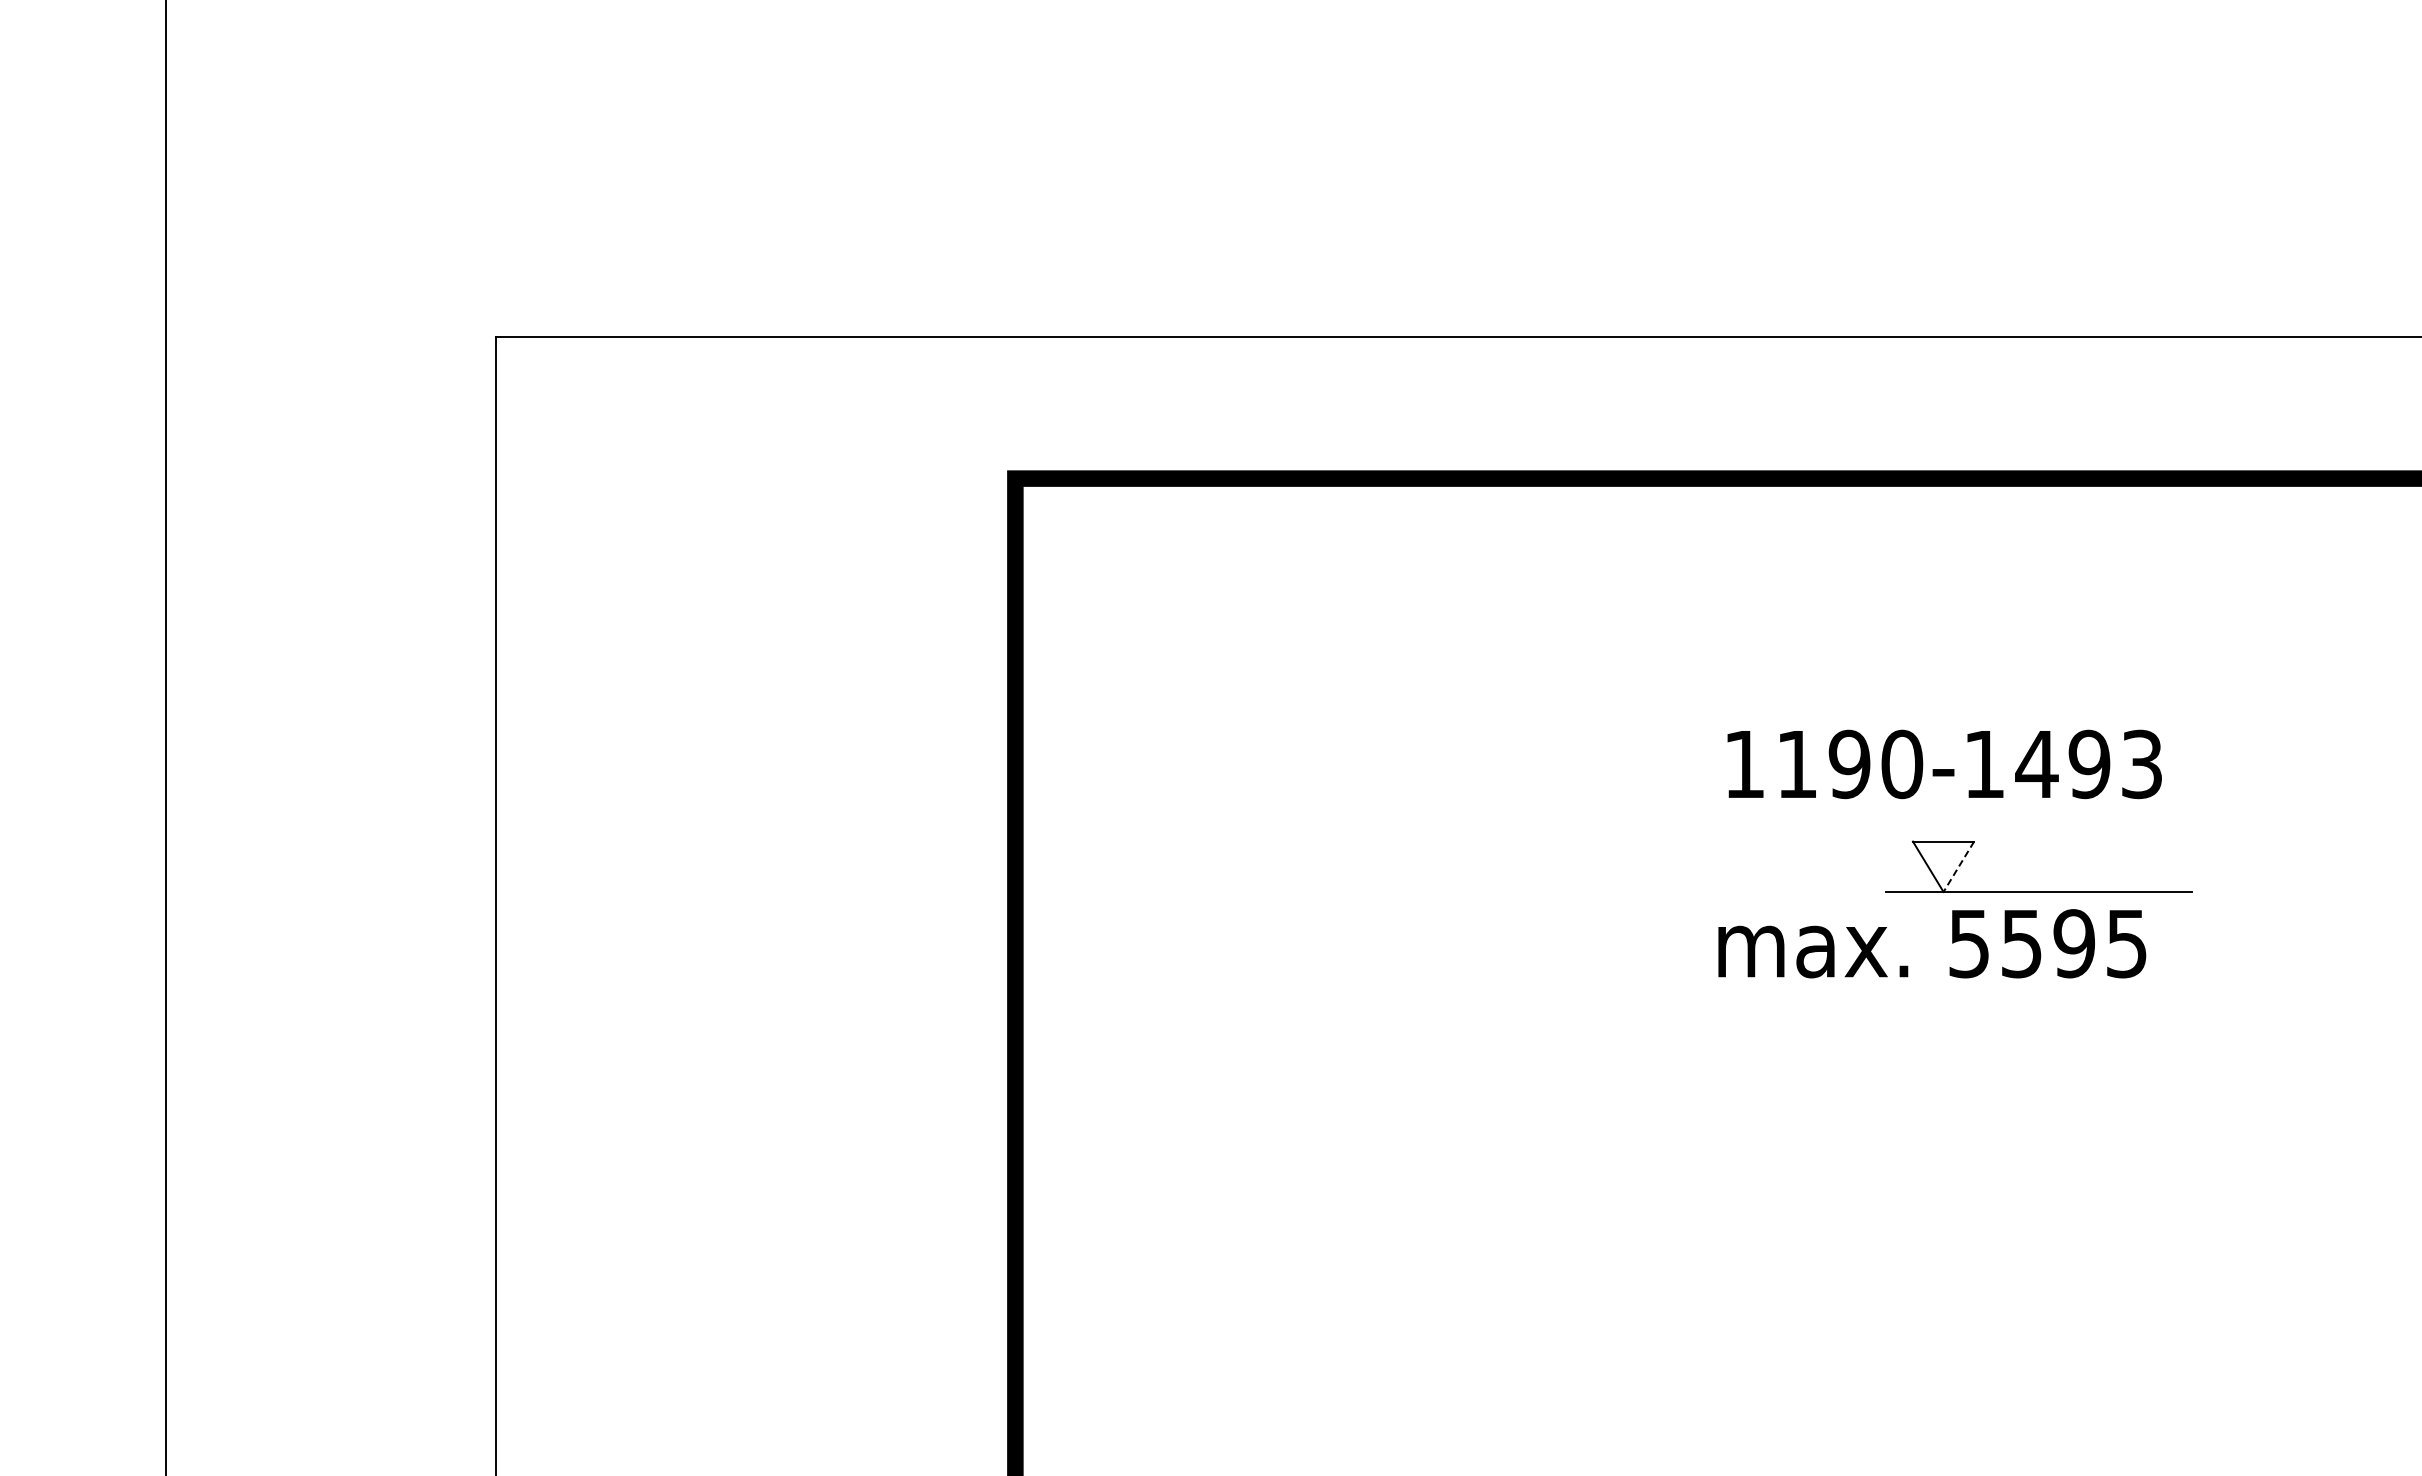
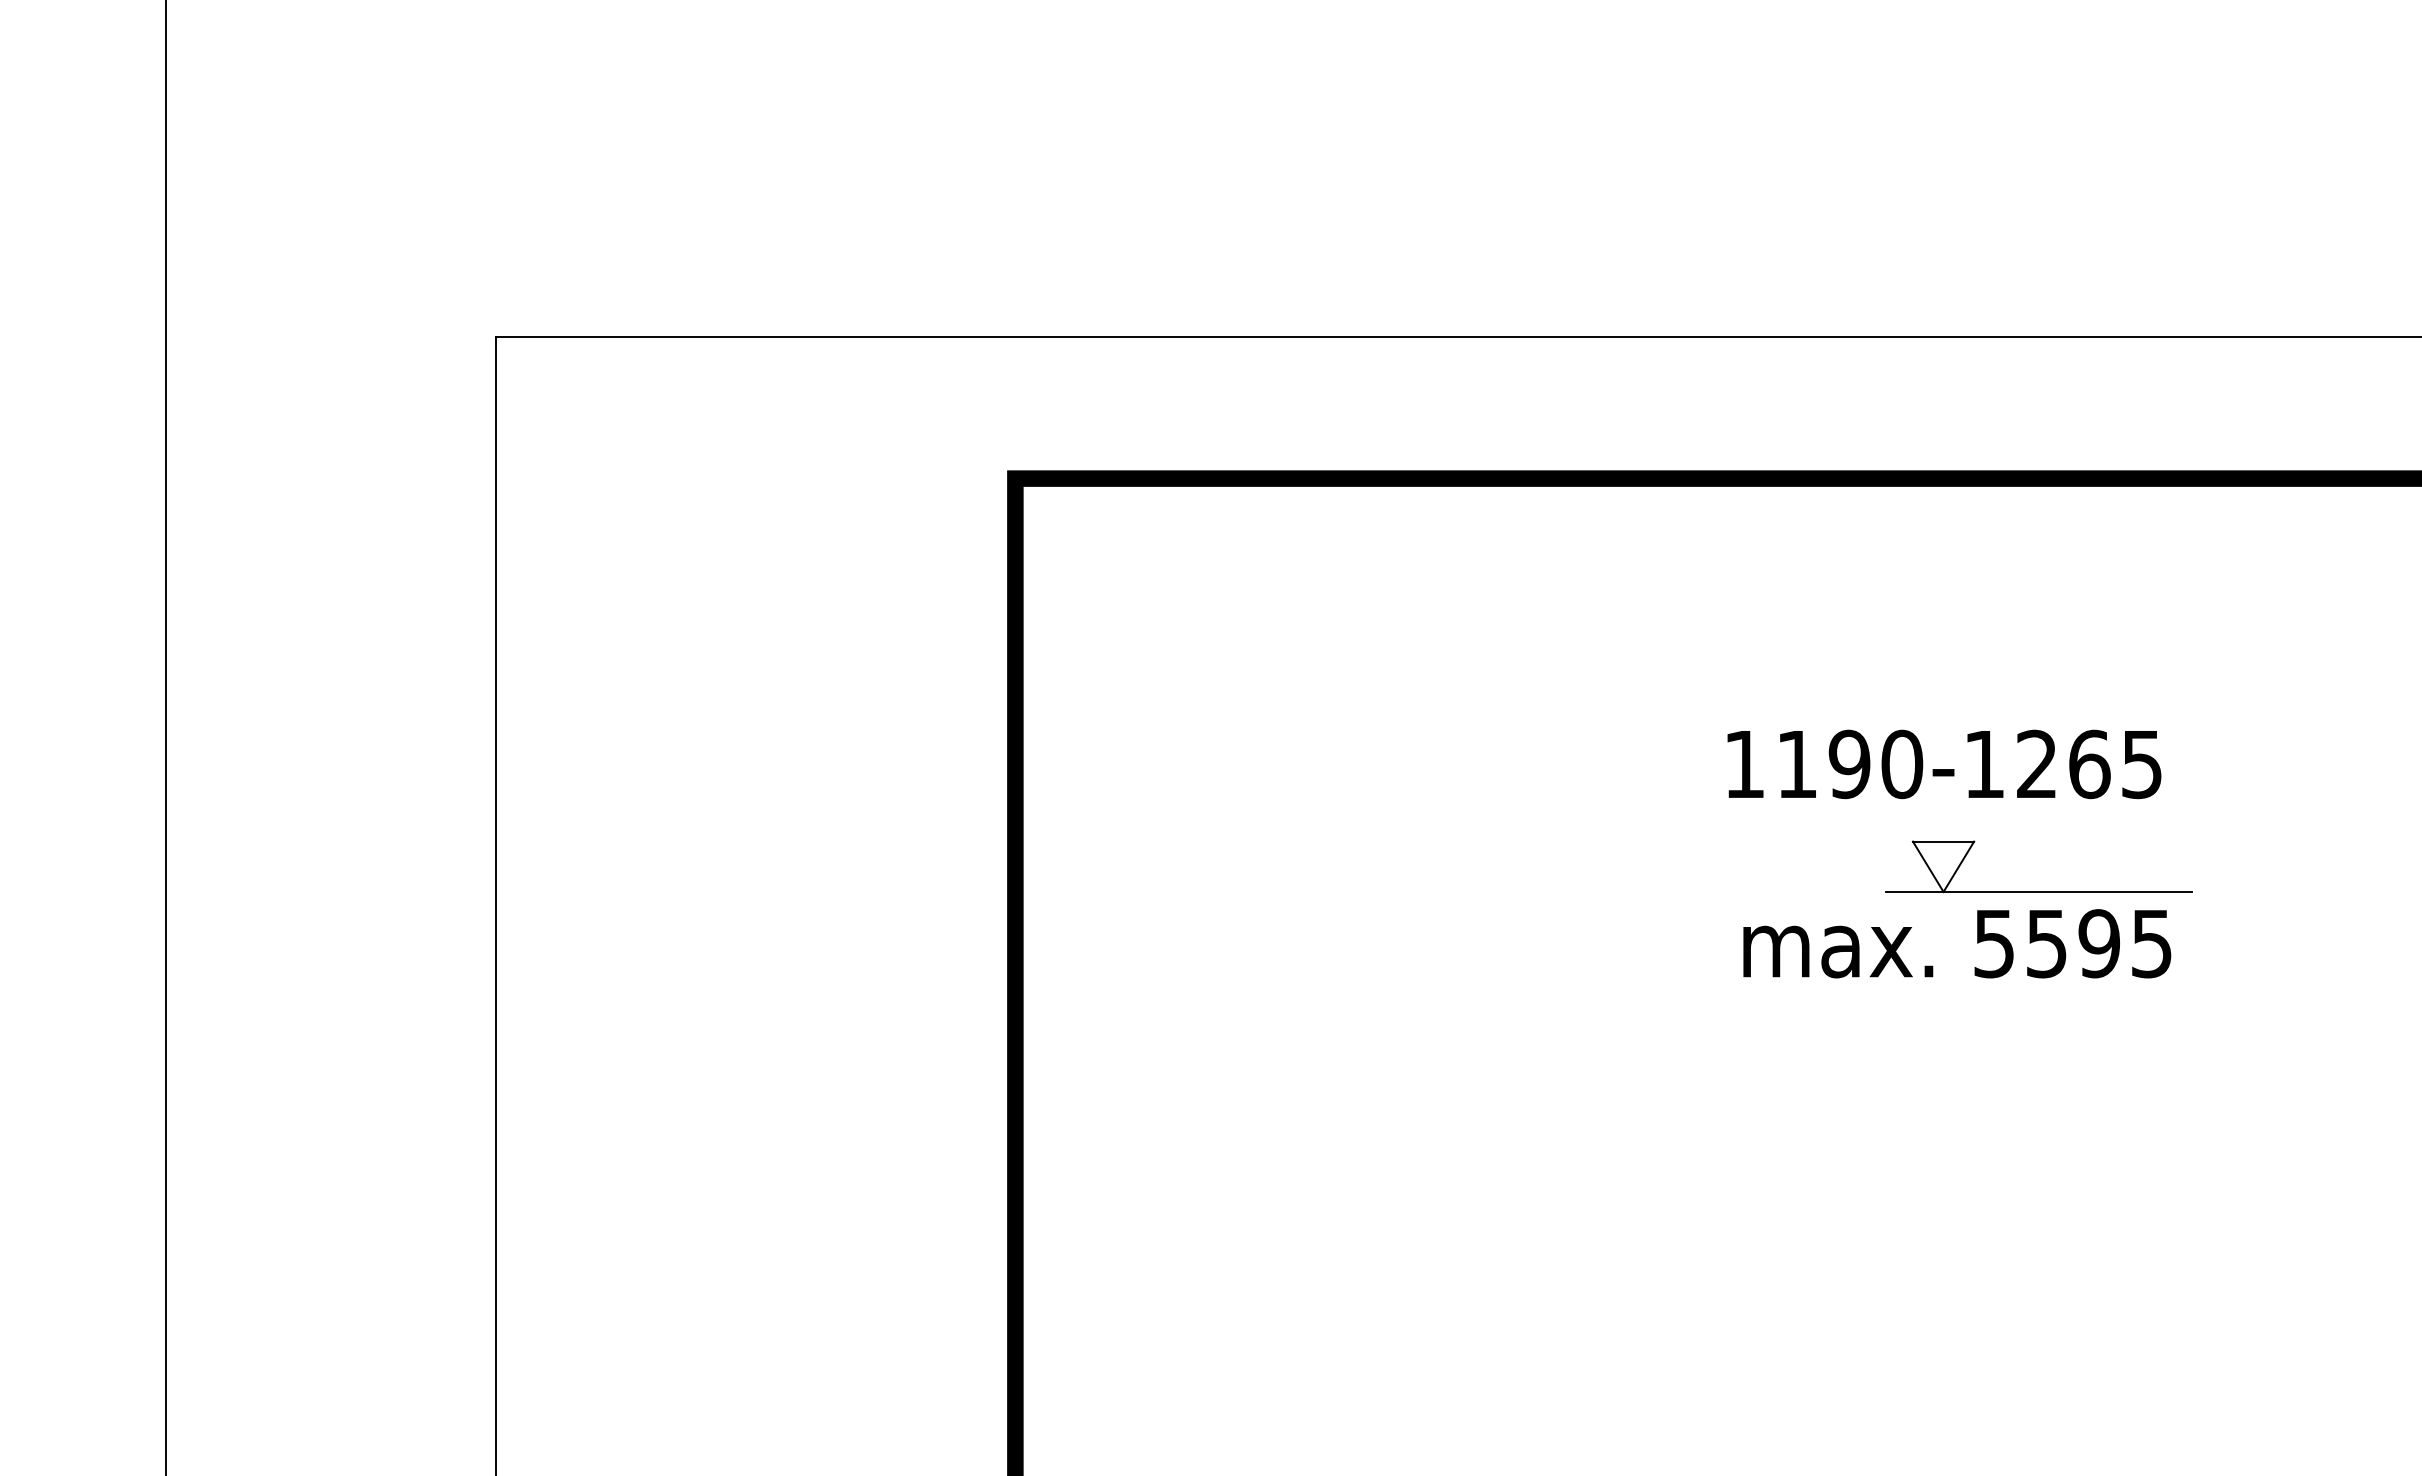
text: 1190-1493 -> 1190-1265 (2088, 764)
line: dashed -> solid (1958, 867)
text position: (1932, 943) -> (1957, 943) (1957, 943)
